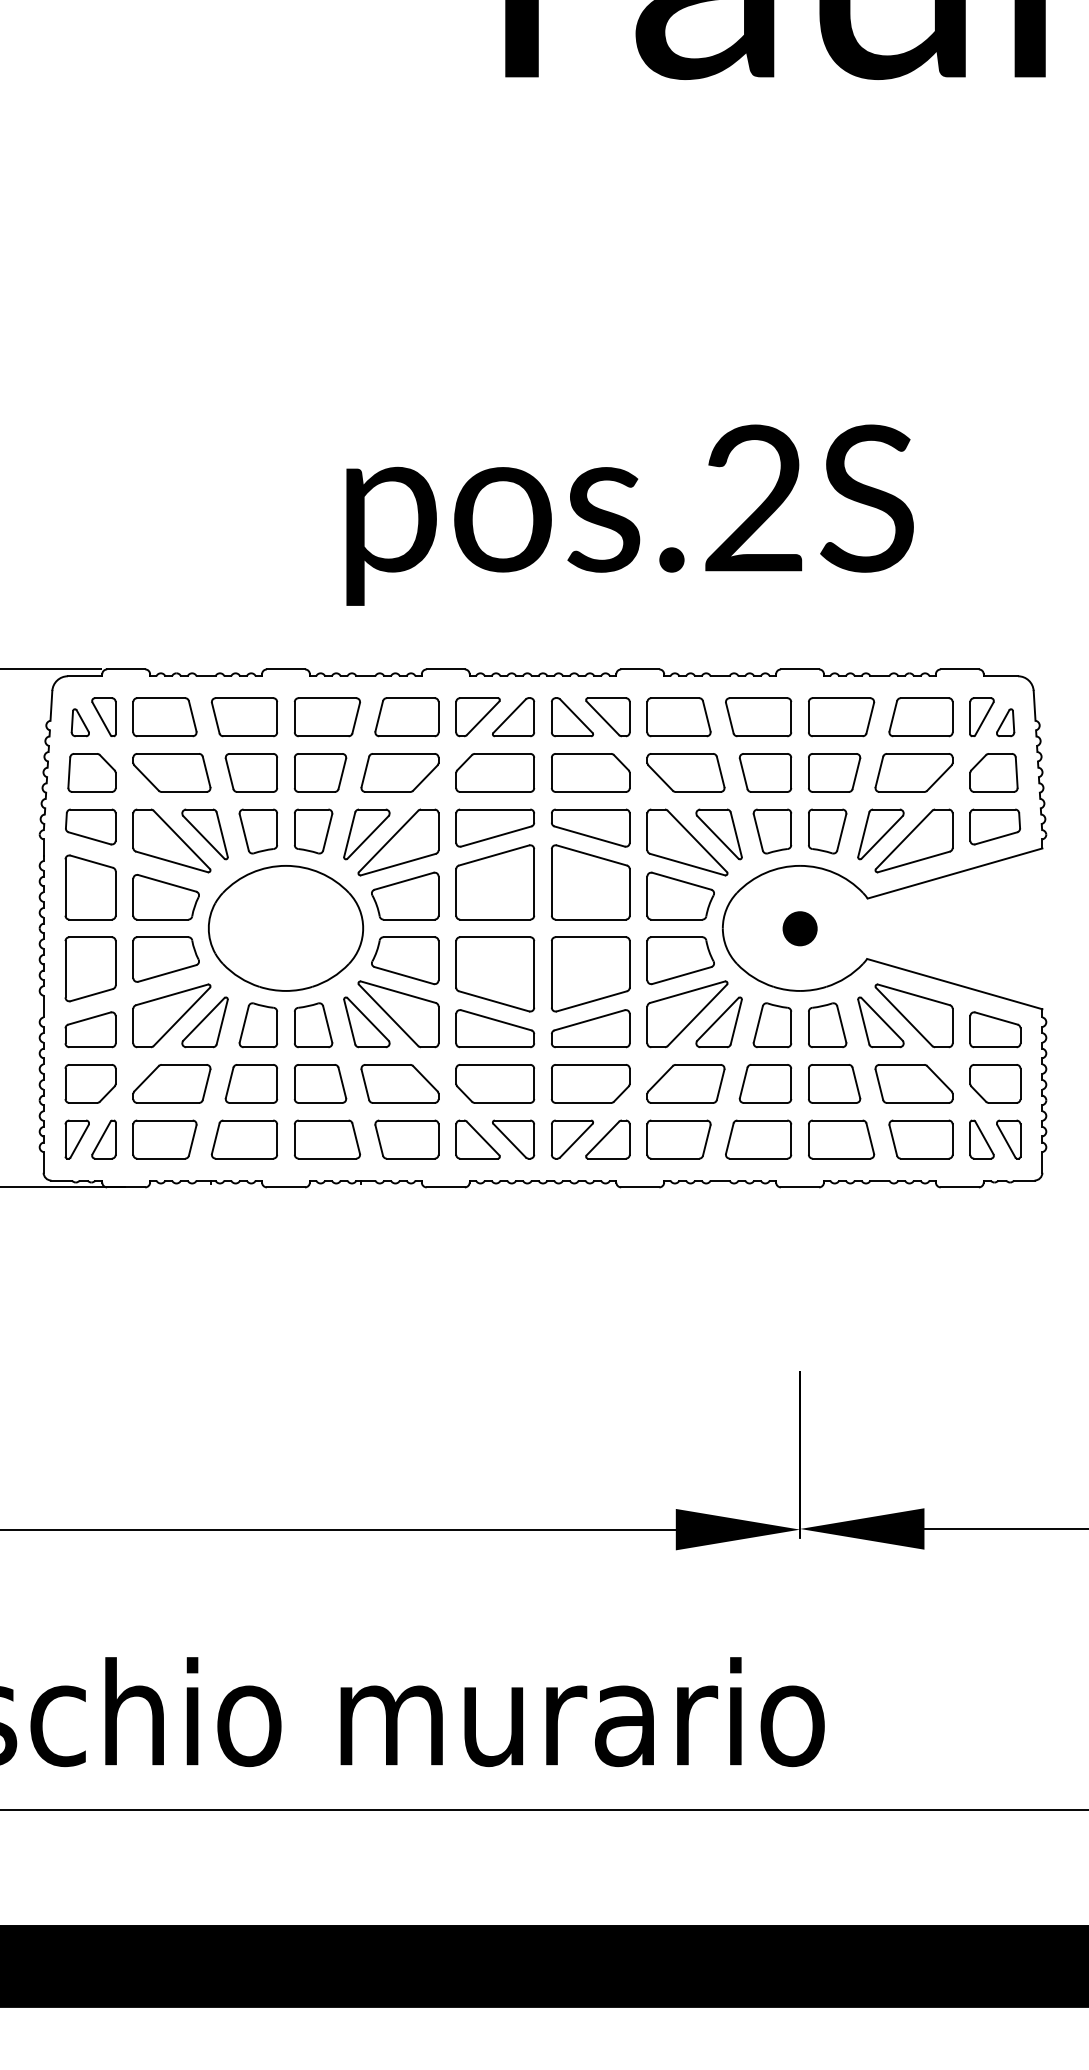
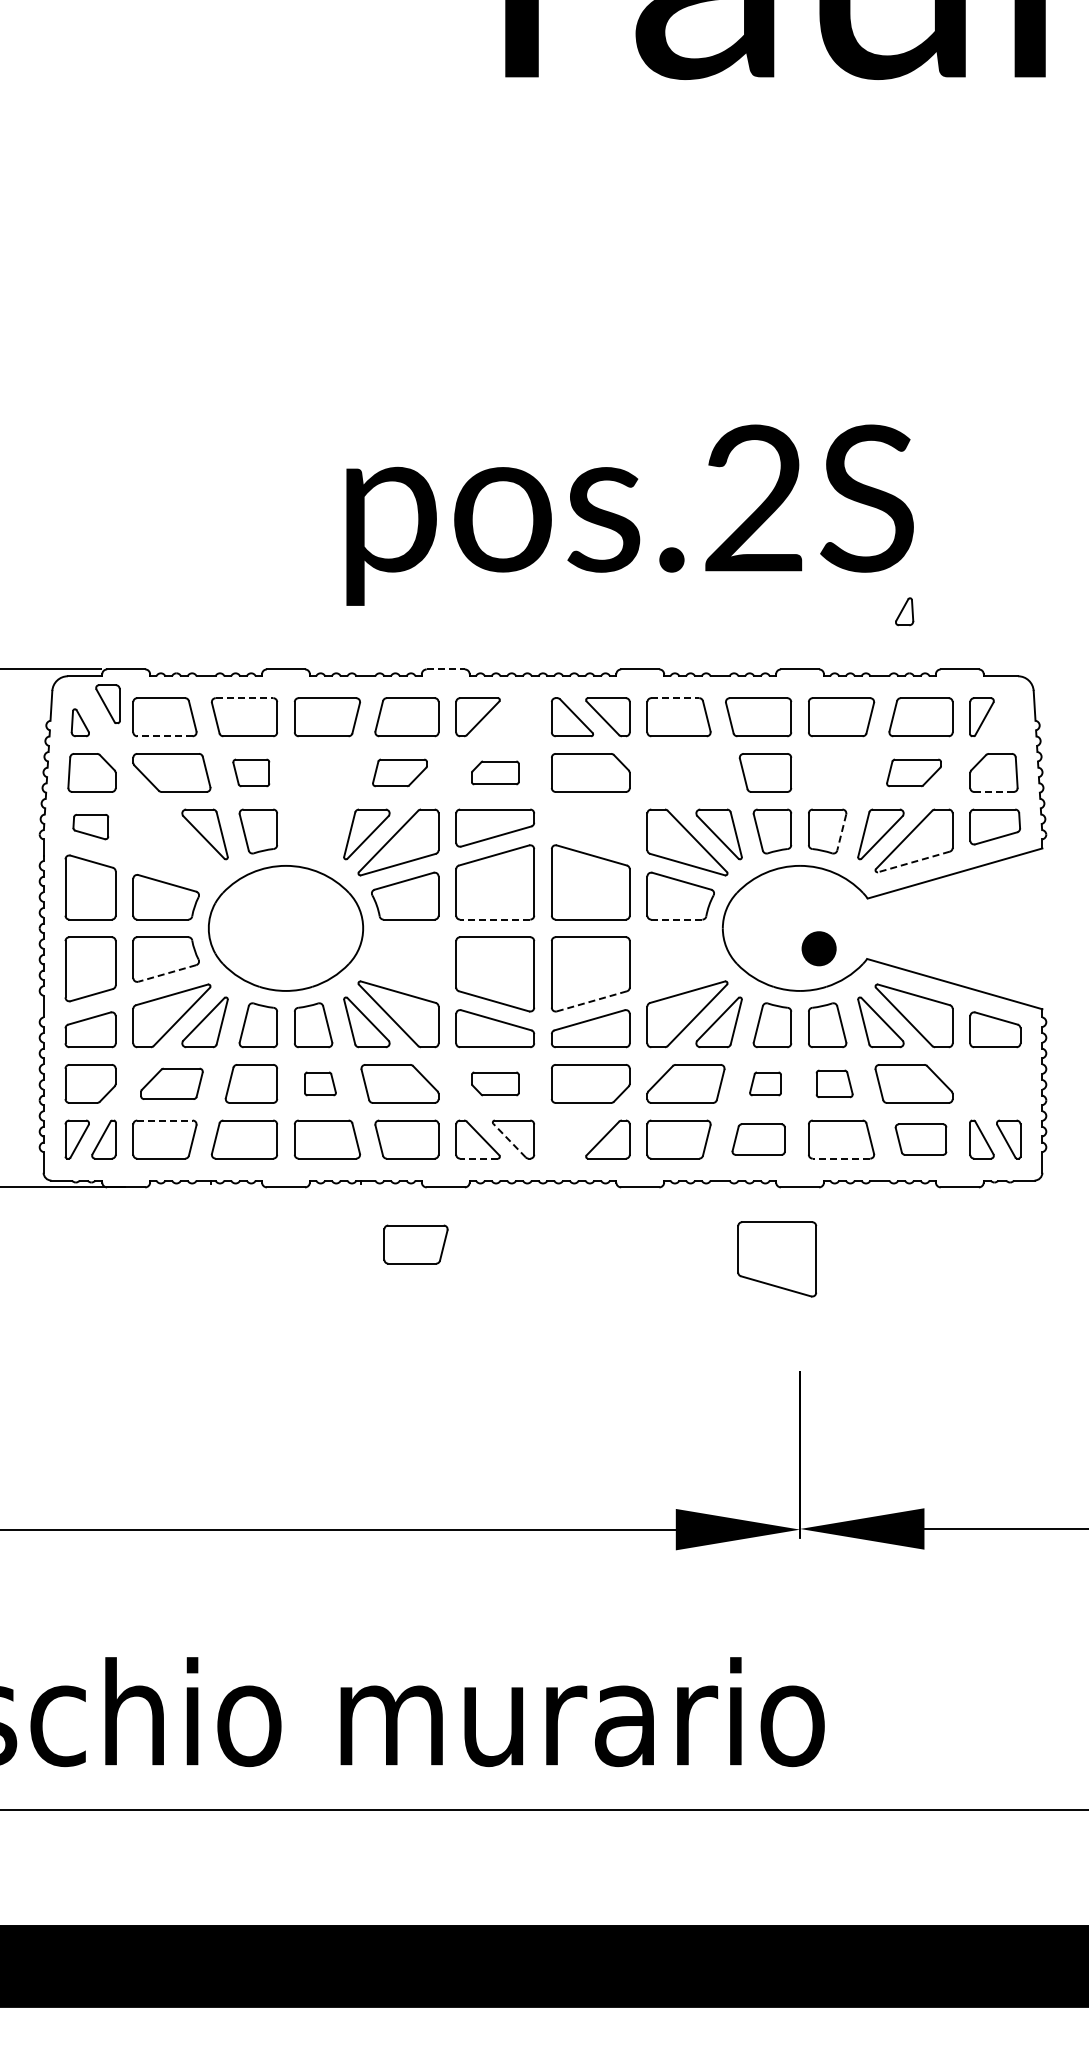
line: solid -> dashed (446, 669)
line: solid -> dashed (244, 698)
line: solid -> dashed (675, 698)
part position: (103, 717) -> (107, 704) (107, 704)
part: present -> none (513, 717)
part position: (1005, 722) -> (904, 611) (904, 611)
line: solid -> dashed (164, 736)
part size: 54x40 px -> 39x30 px (251, 772)
part: present -> none (320, 772)
part size: 80x40 px -> 56x30 px (399, 772)
part size: 81x40 px -> 49x26 px (495, 772)
part: present -> none (685, 772)
part: present -> none (834, 772)
part size: 80x40 px -> 56x30 px (913, 772)
line: solid -> dashed (993, 791)
part size: 52x38 px -> 38x27 px (90, 827)
part: present -> none (590, 827)
part: present -> none (313, 831)
line: solid -> dashed (841, 832)
part: present -> none (171, 840)
line: solid -> dashed (913, 862)
line: solid -> dashed (494, 919)
line: solid -> dashed (676, 919)
part position: (799, 928) -> (818, 948) (818, 948)
part: present -> none (405, 960)
part: present -> none (680, 960)
line: solid -> dashed (166, 973)
line: solid -> dashed (591, 1001)
part size: 80x40 px -> 64x33 px (171, 1083)
part size: 55x40 px -> 33x26 px (320, 1083)
part size: 81x40 px -> 49x26 px (495, 1083)
part size: 55x40 px -> 33x26 px (765, 1083)
part size: 54x40 px -> 39x30 px (834, 1083)
part: present -> none (995, 1083)
line: solid -> dashed (164, 1120)
part: present -> none (572, 1139)
part size: 68x41 px -> 55x33 px (758, 1139)
part size: 66x41 px -> 54x33 px (920, 1139)
line: solid -> dashed (509, 1140)
line: solid -> dashed (479, 1158)
line: solid -> dashed (841, 1158)
part: none -> present (415, 1244)
part: none -> present (777, 1259)
